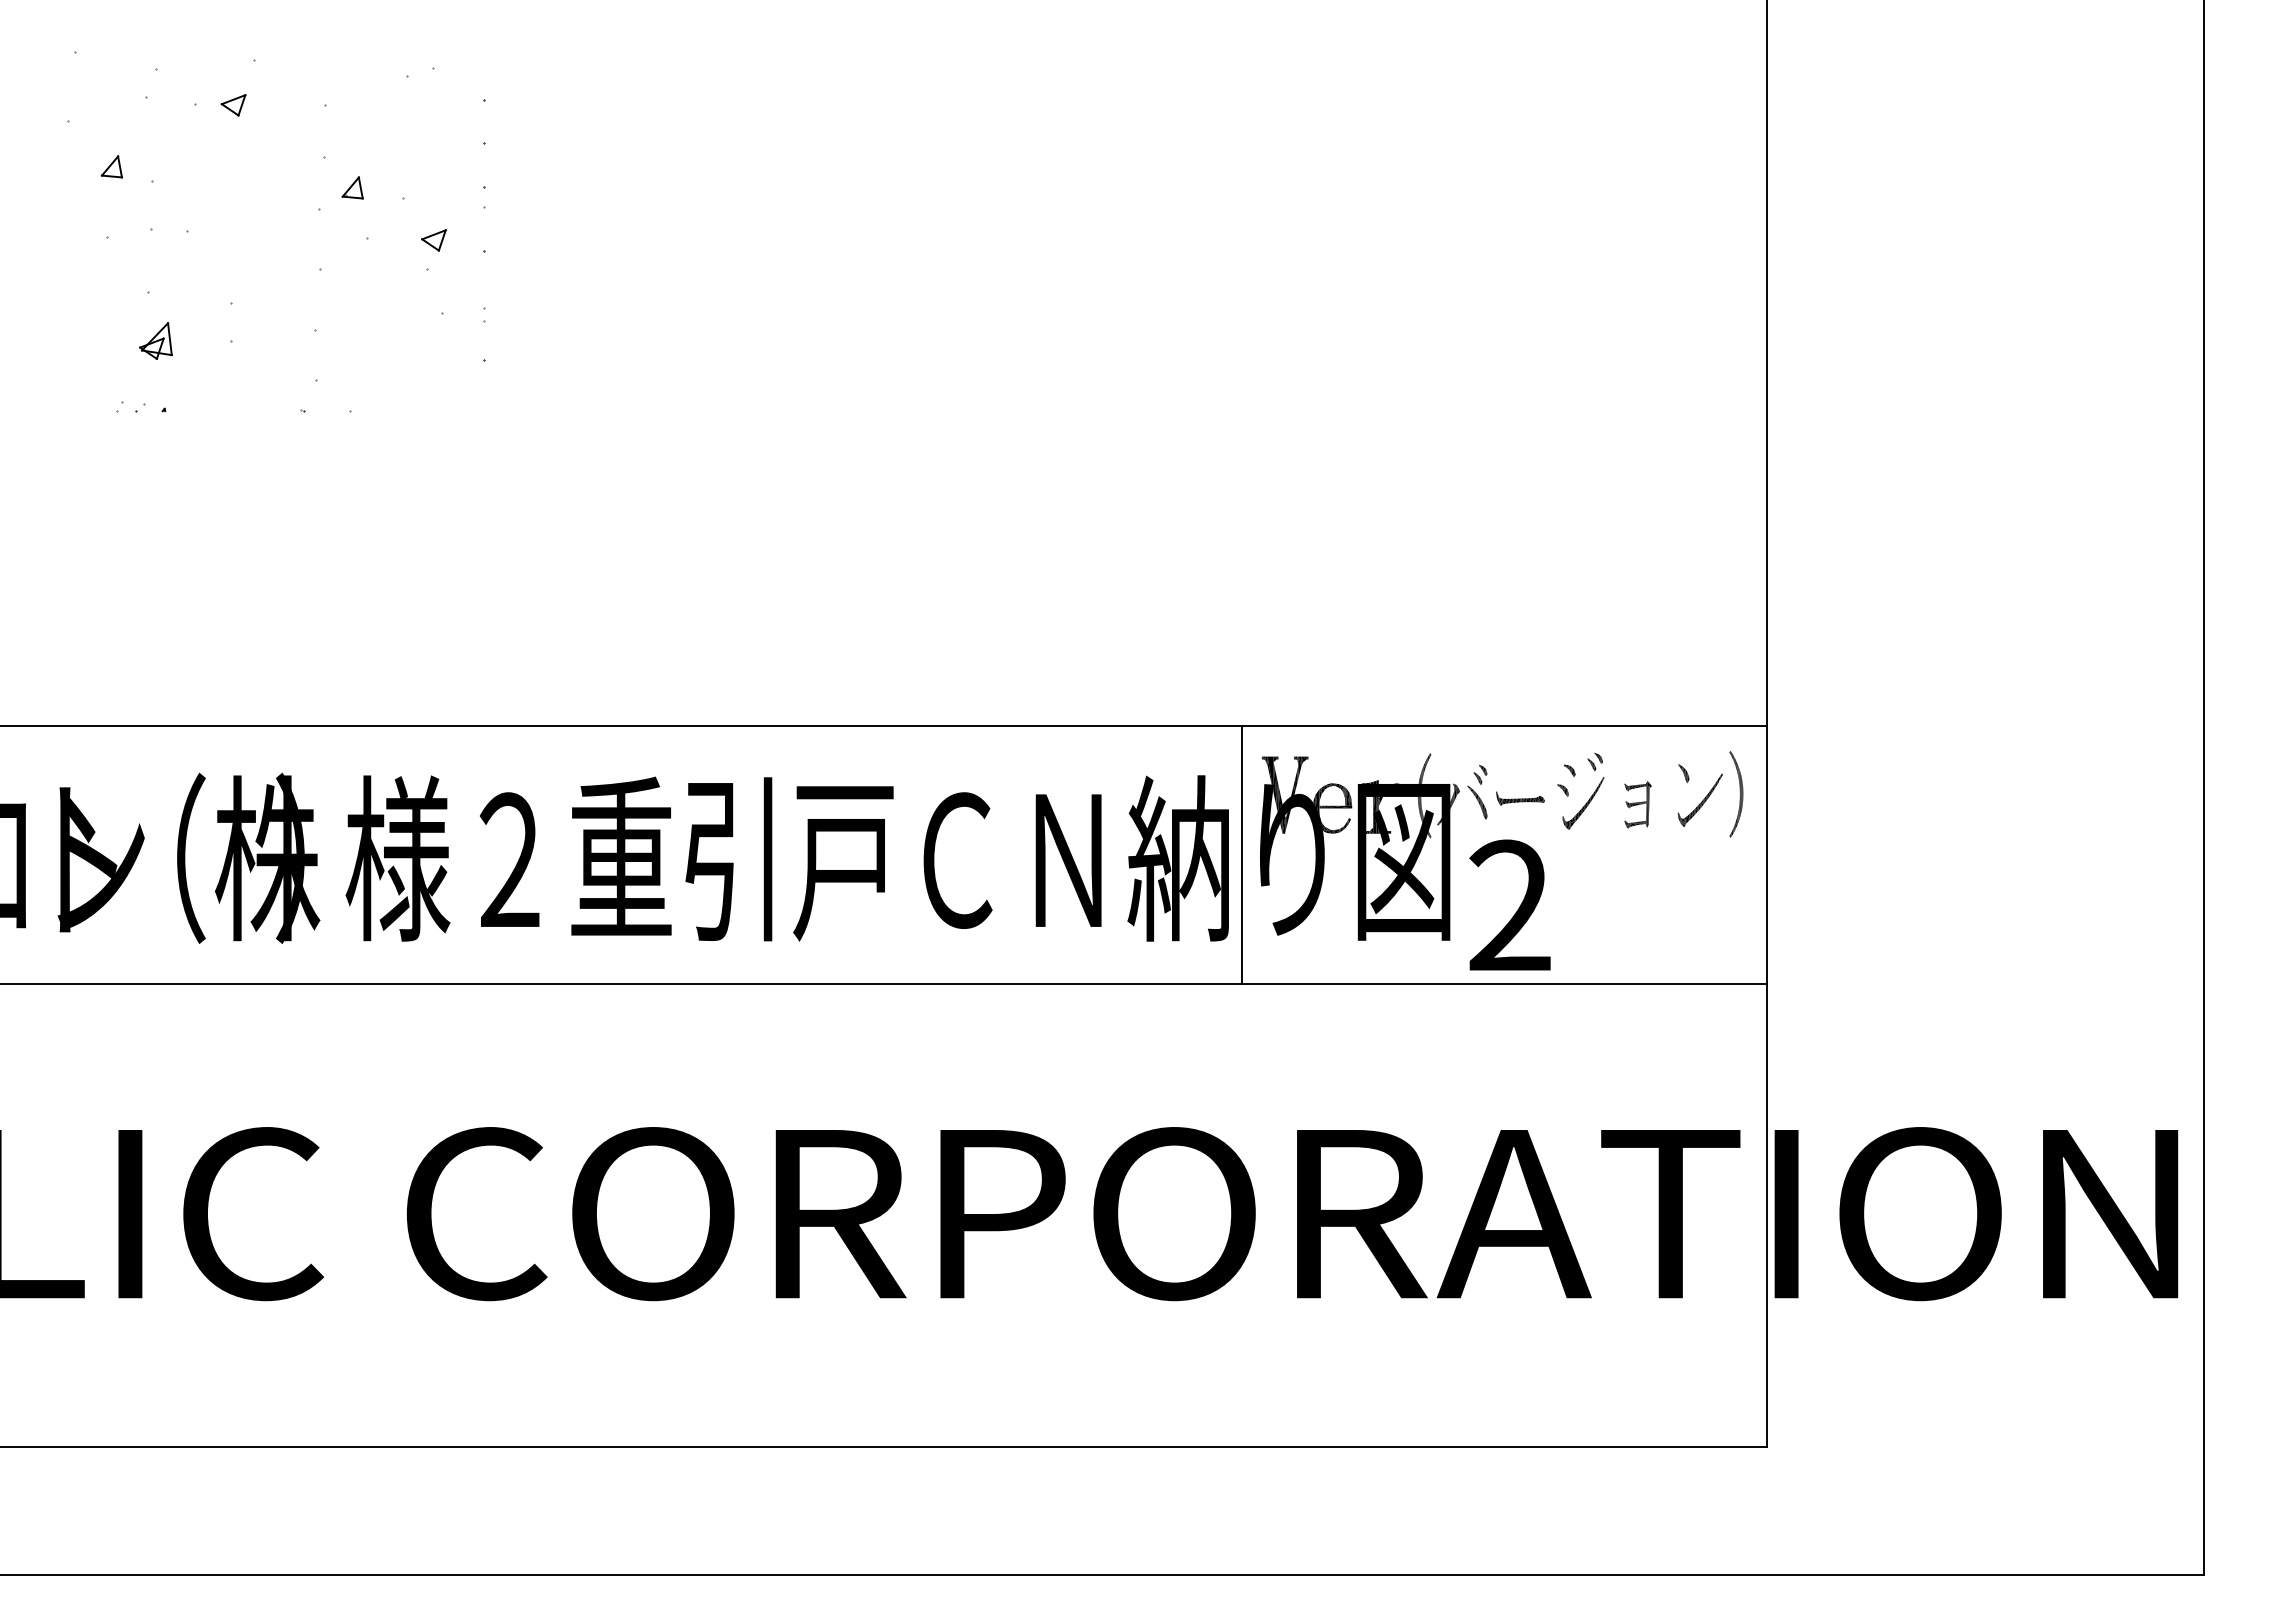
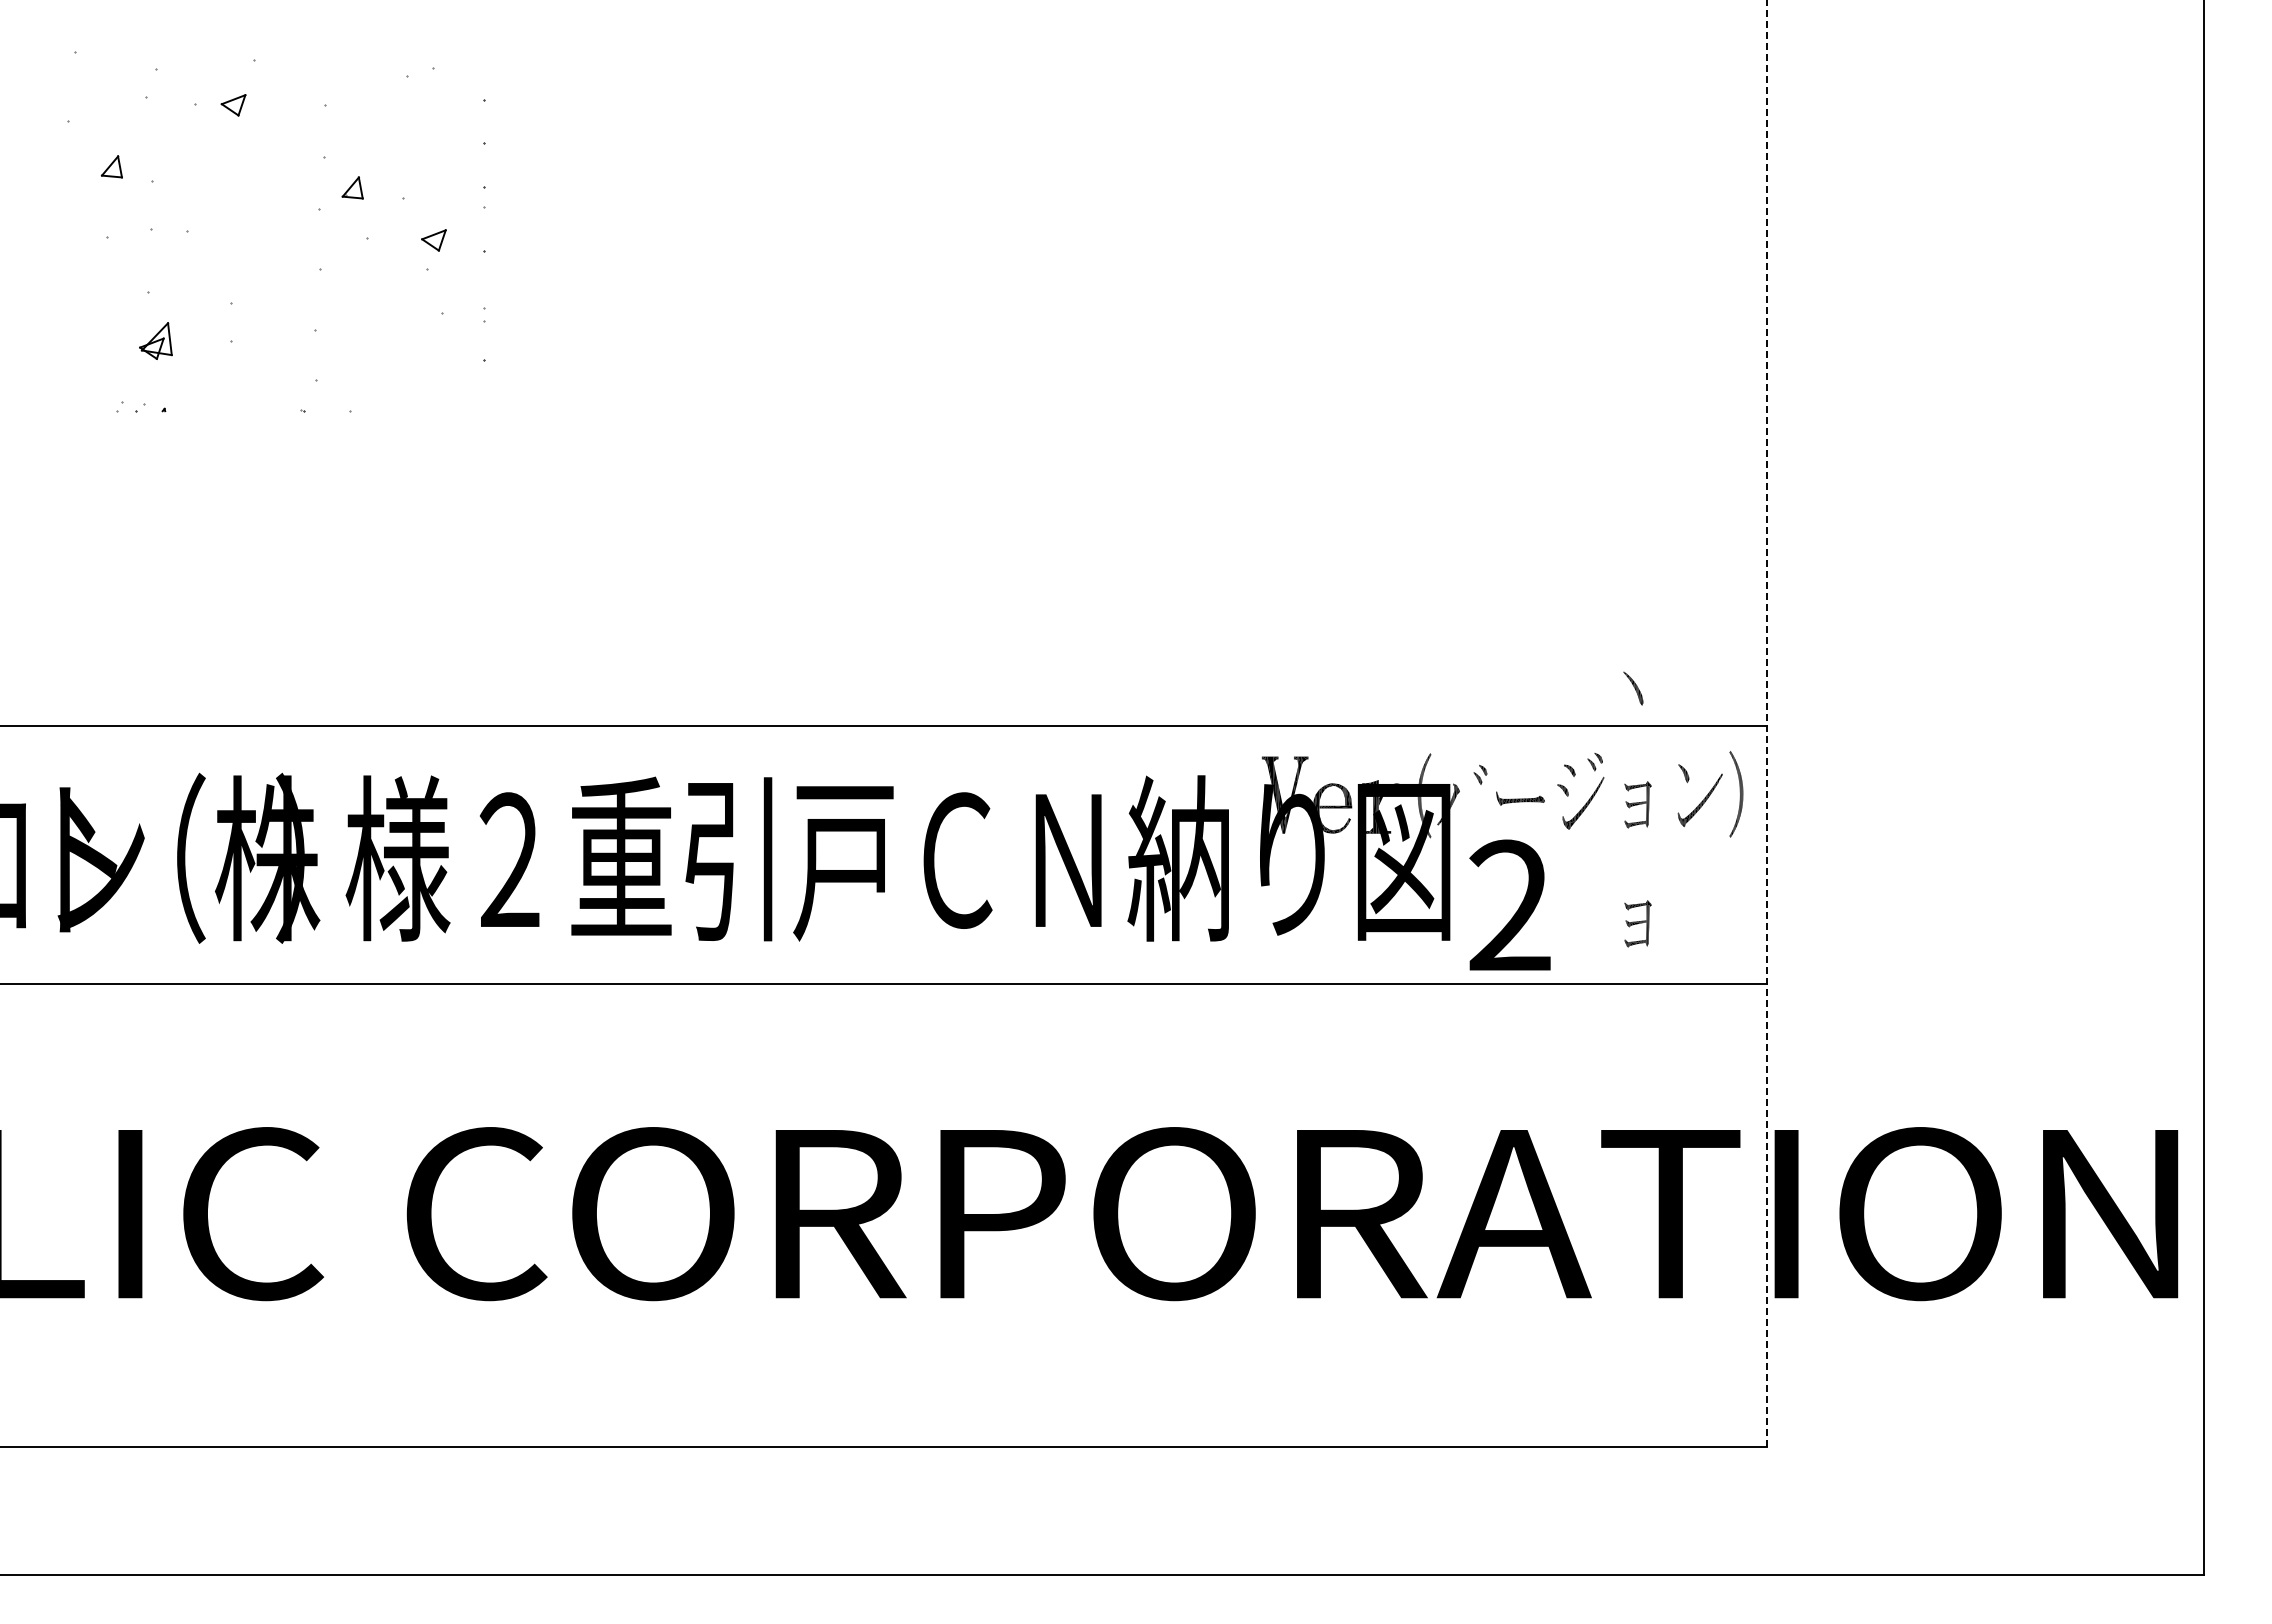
line: solid -> dashed (1766, 722)
part position: (1477, 802) -> (1633, 688) (1633, 688)
line: present -> none (1241, 854)
part: none -> present (1637, 923)
